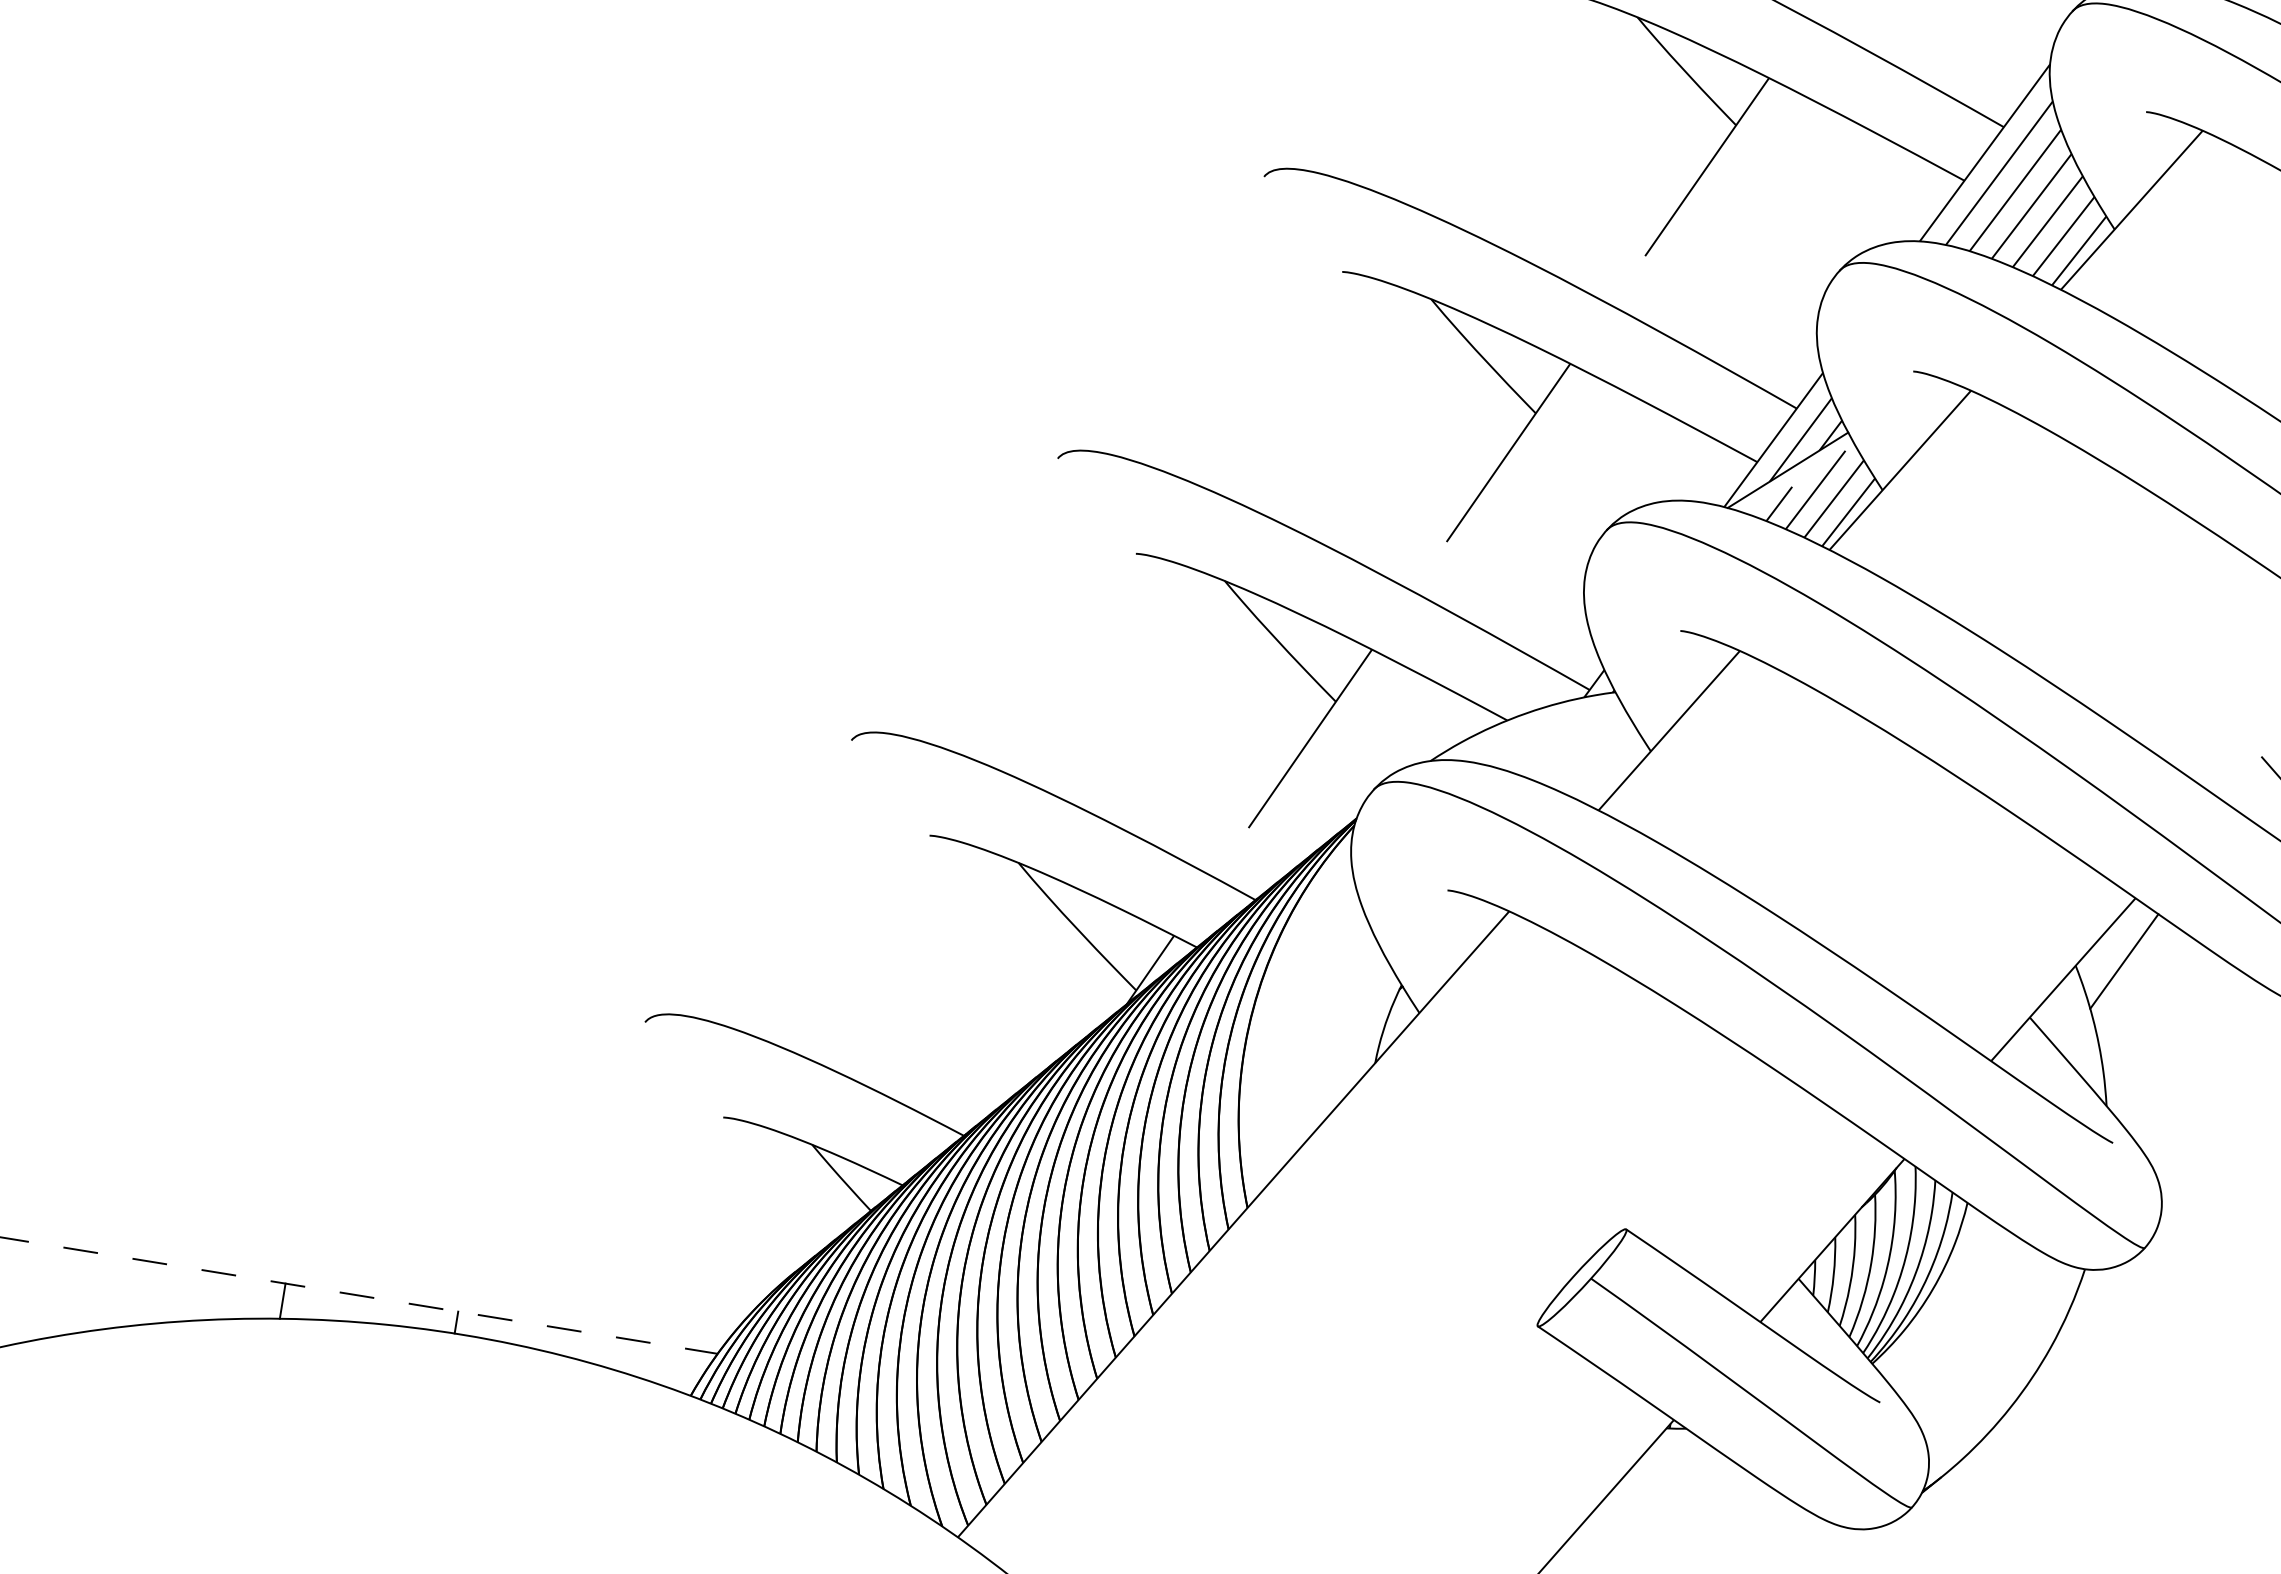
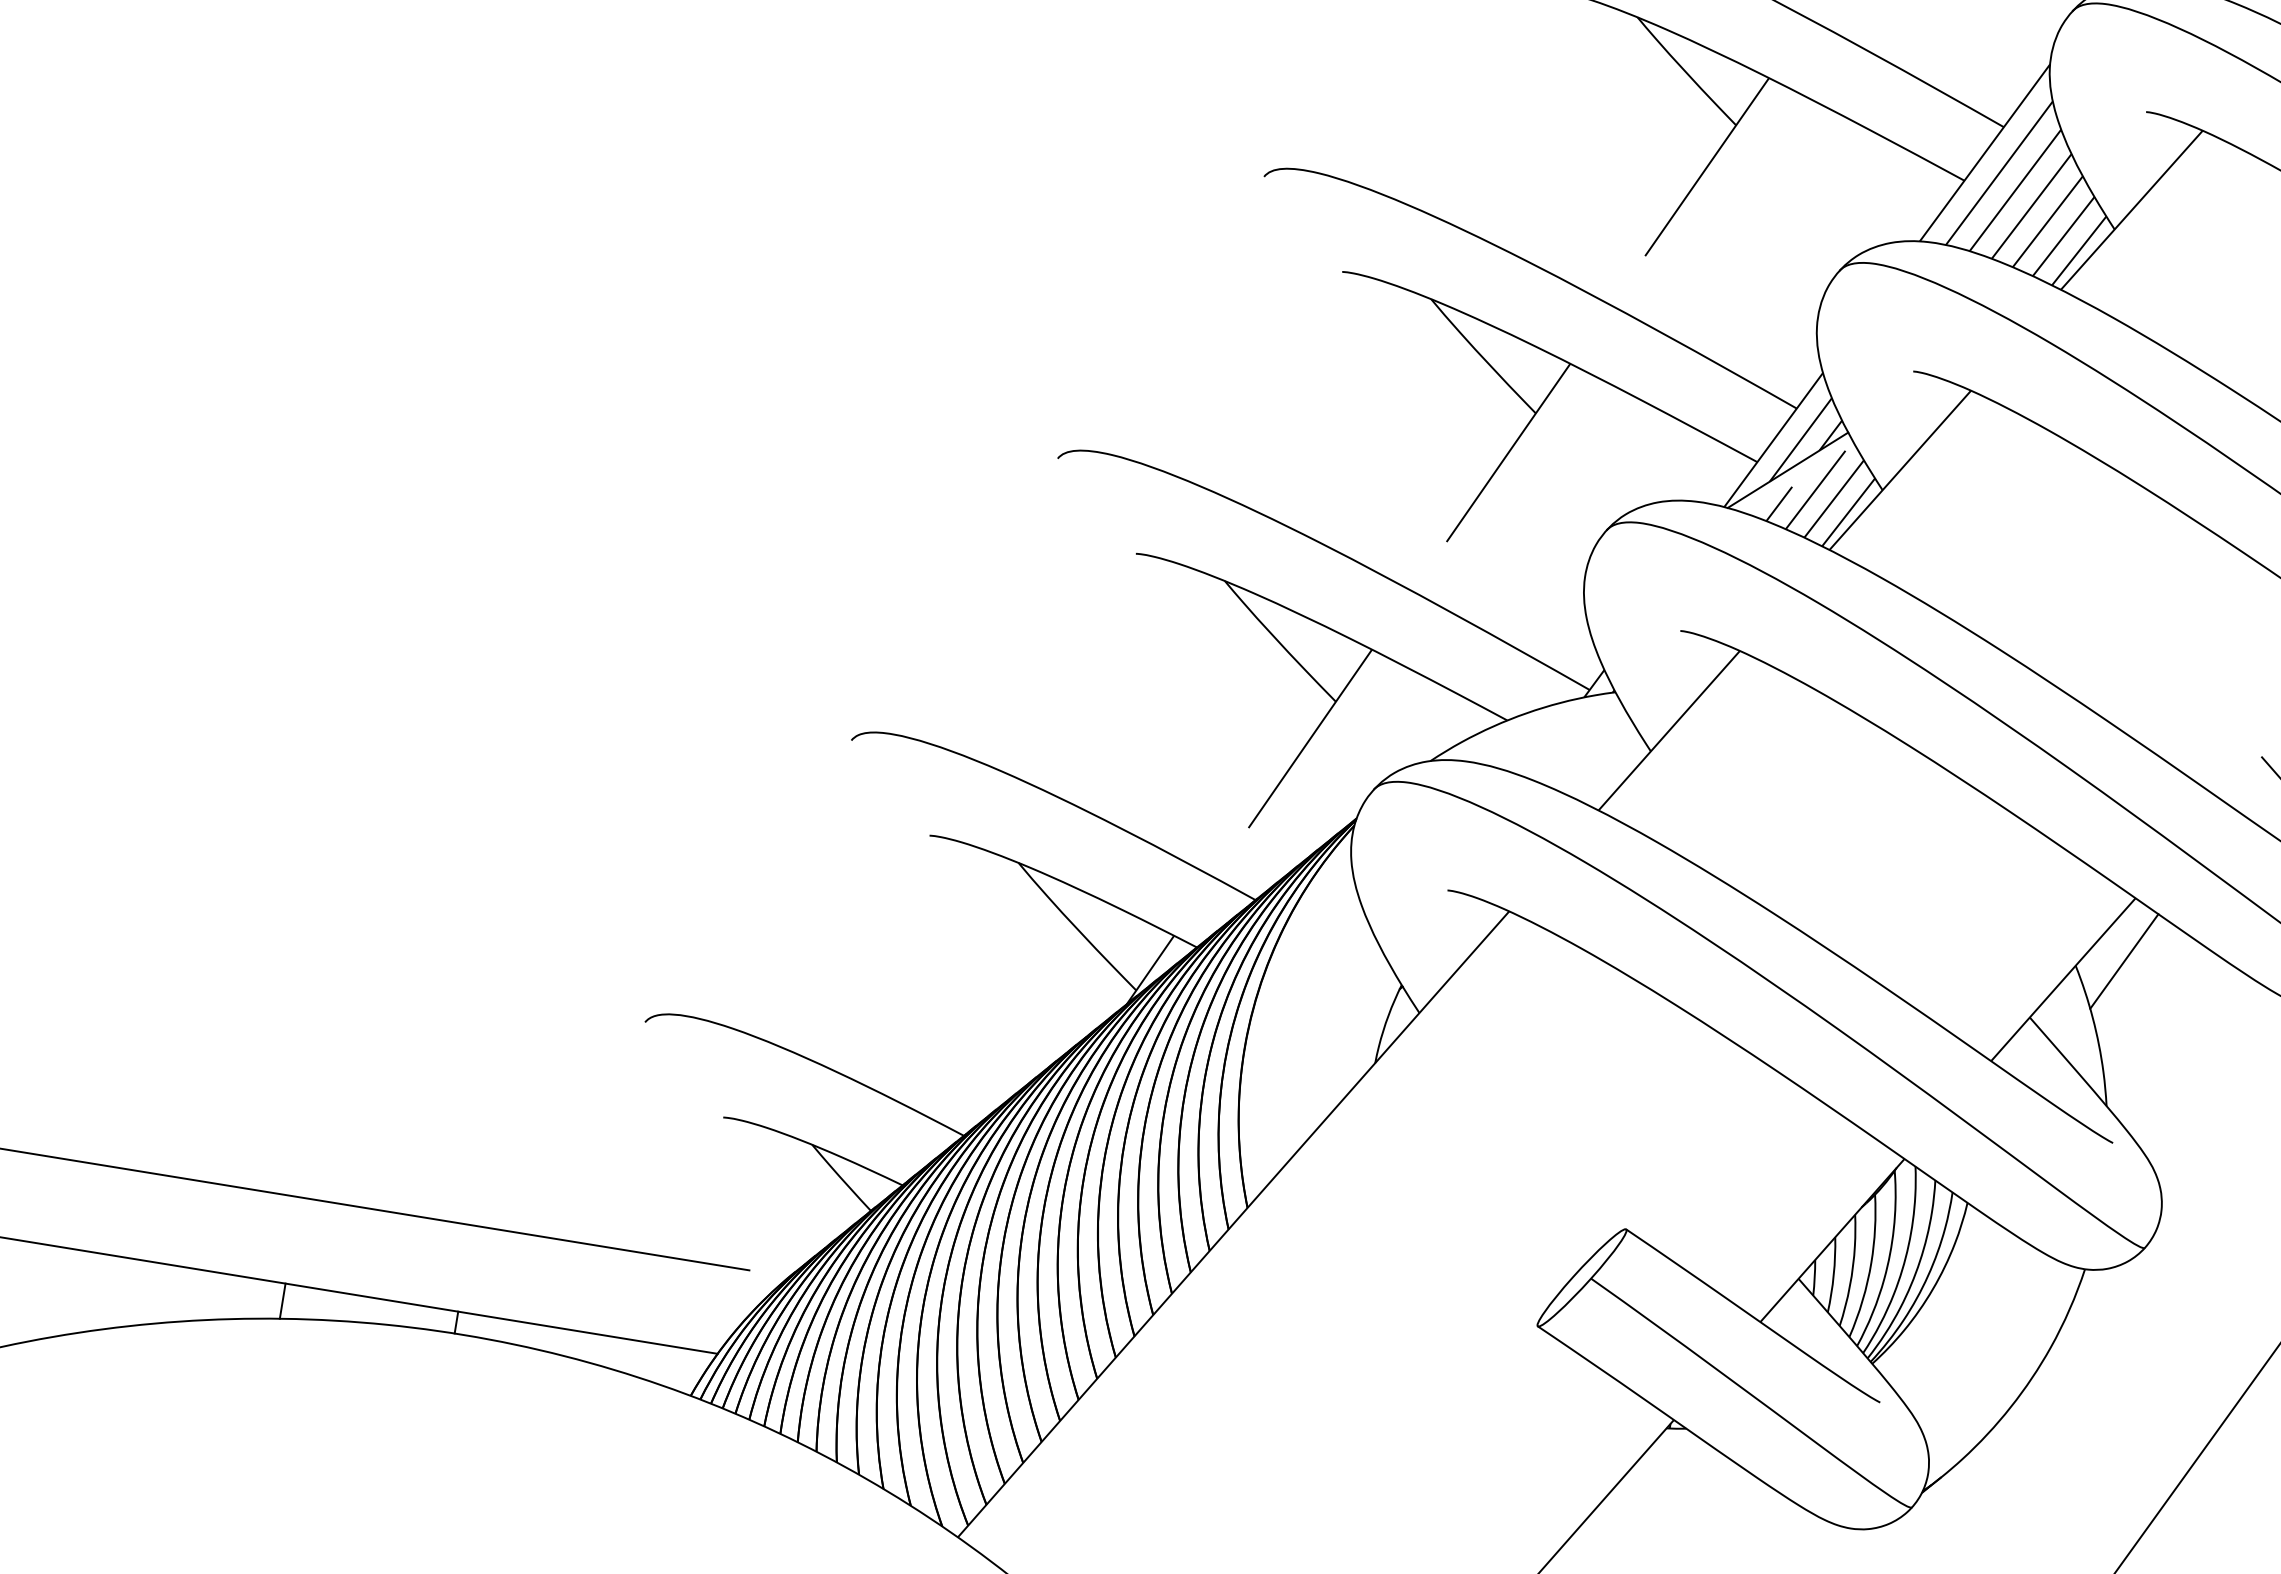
line: none -> present (375, 1209)
line: dashed -> solid (359, 1295)
line: none -> present (2196, 1458)
